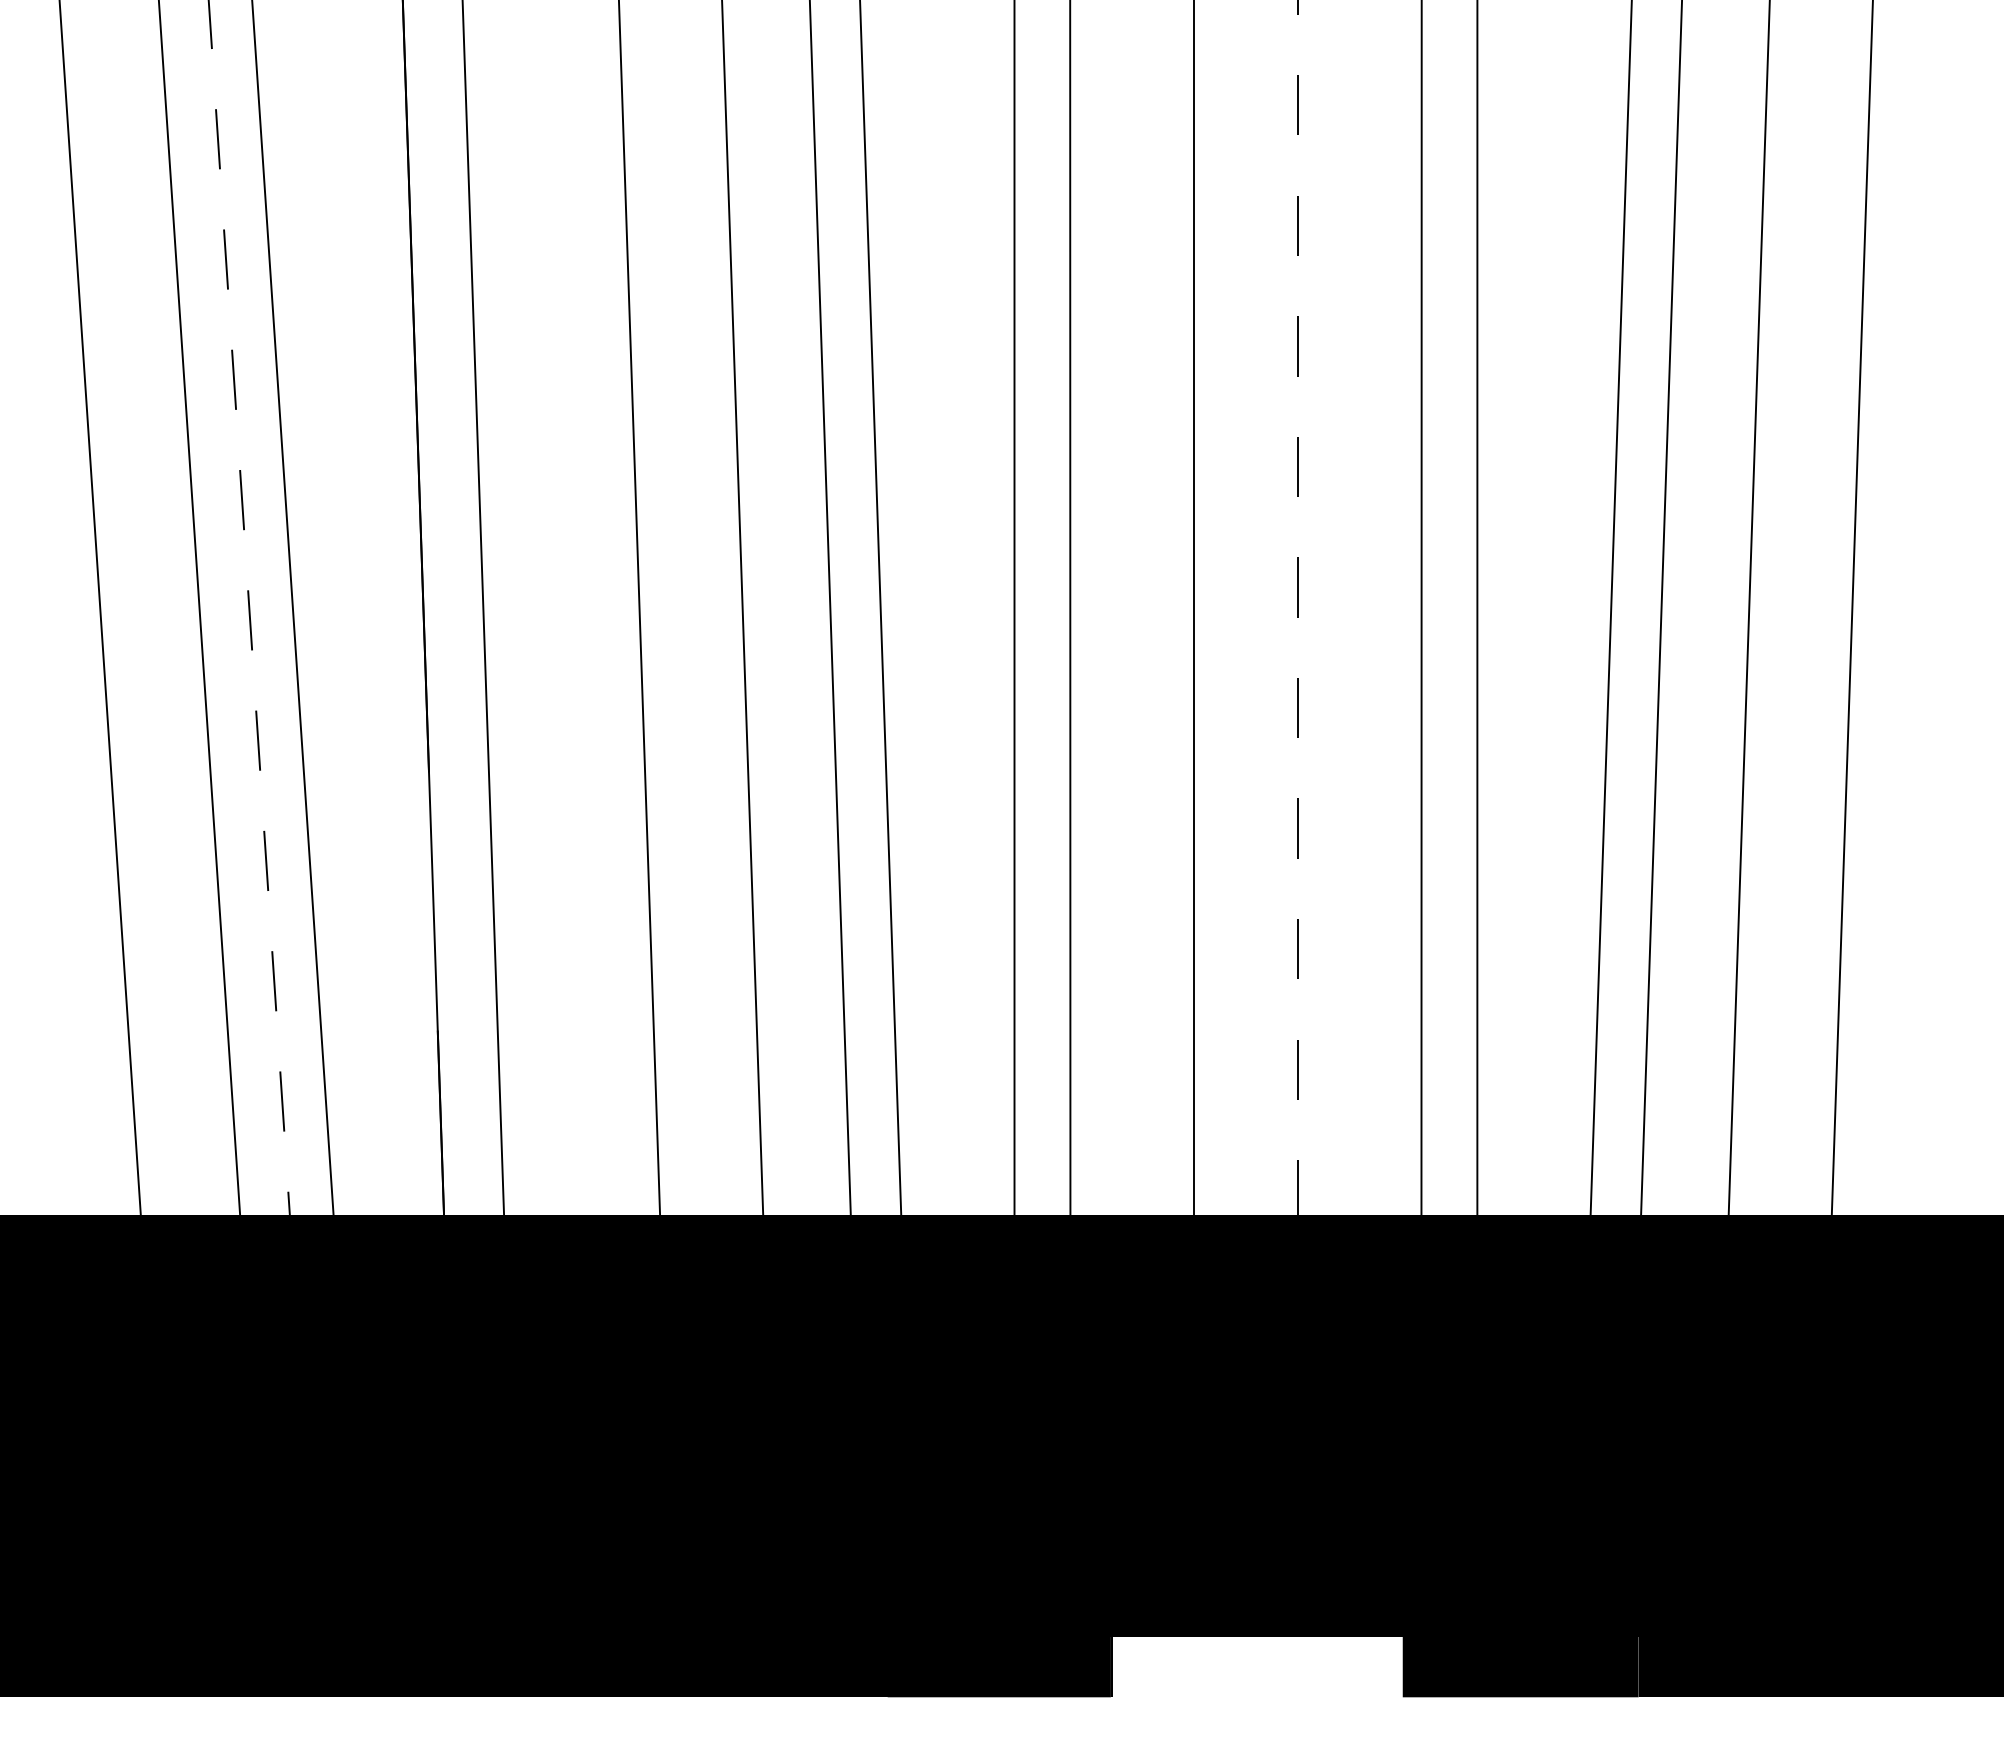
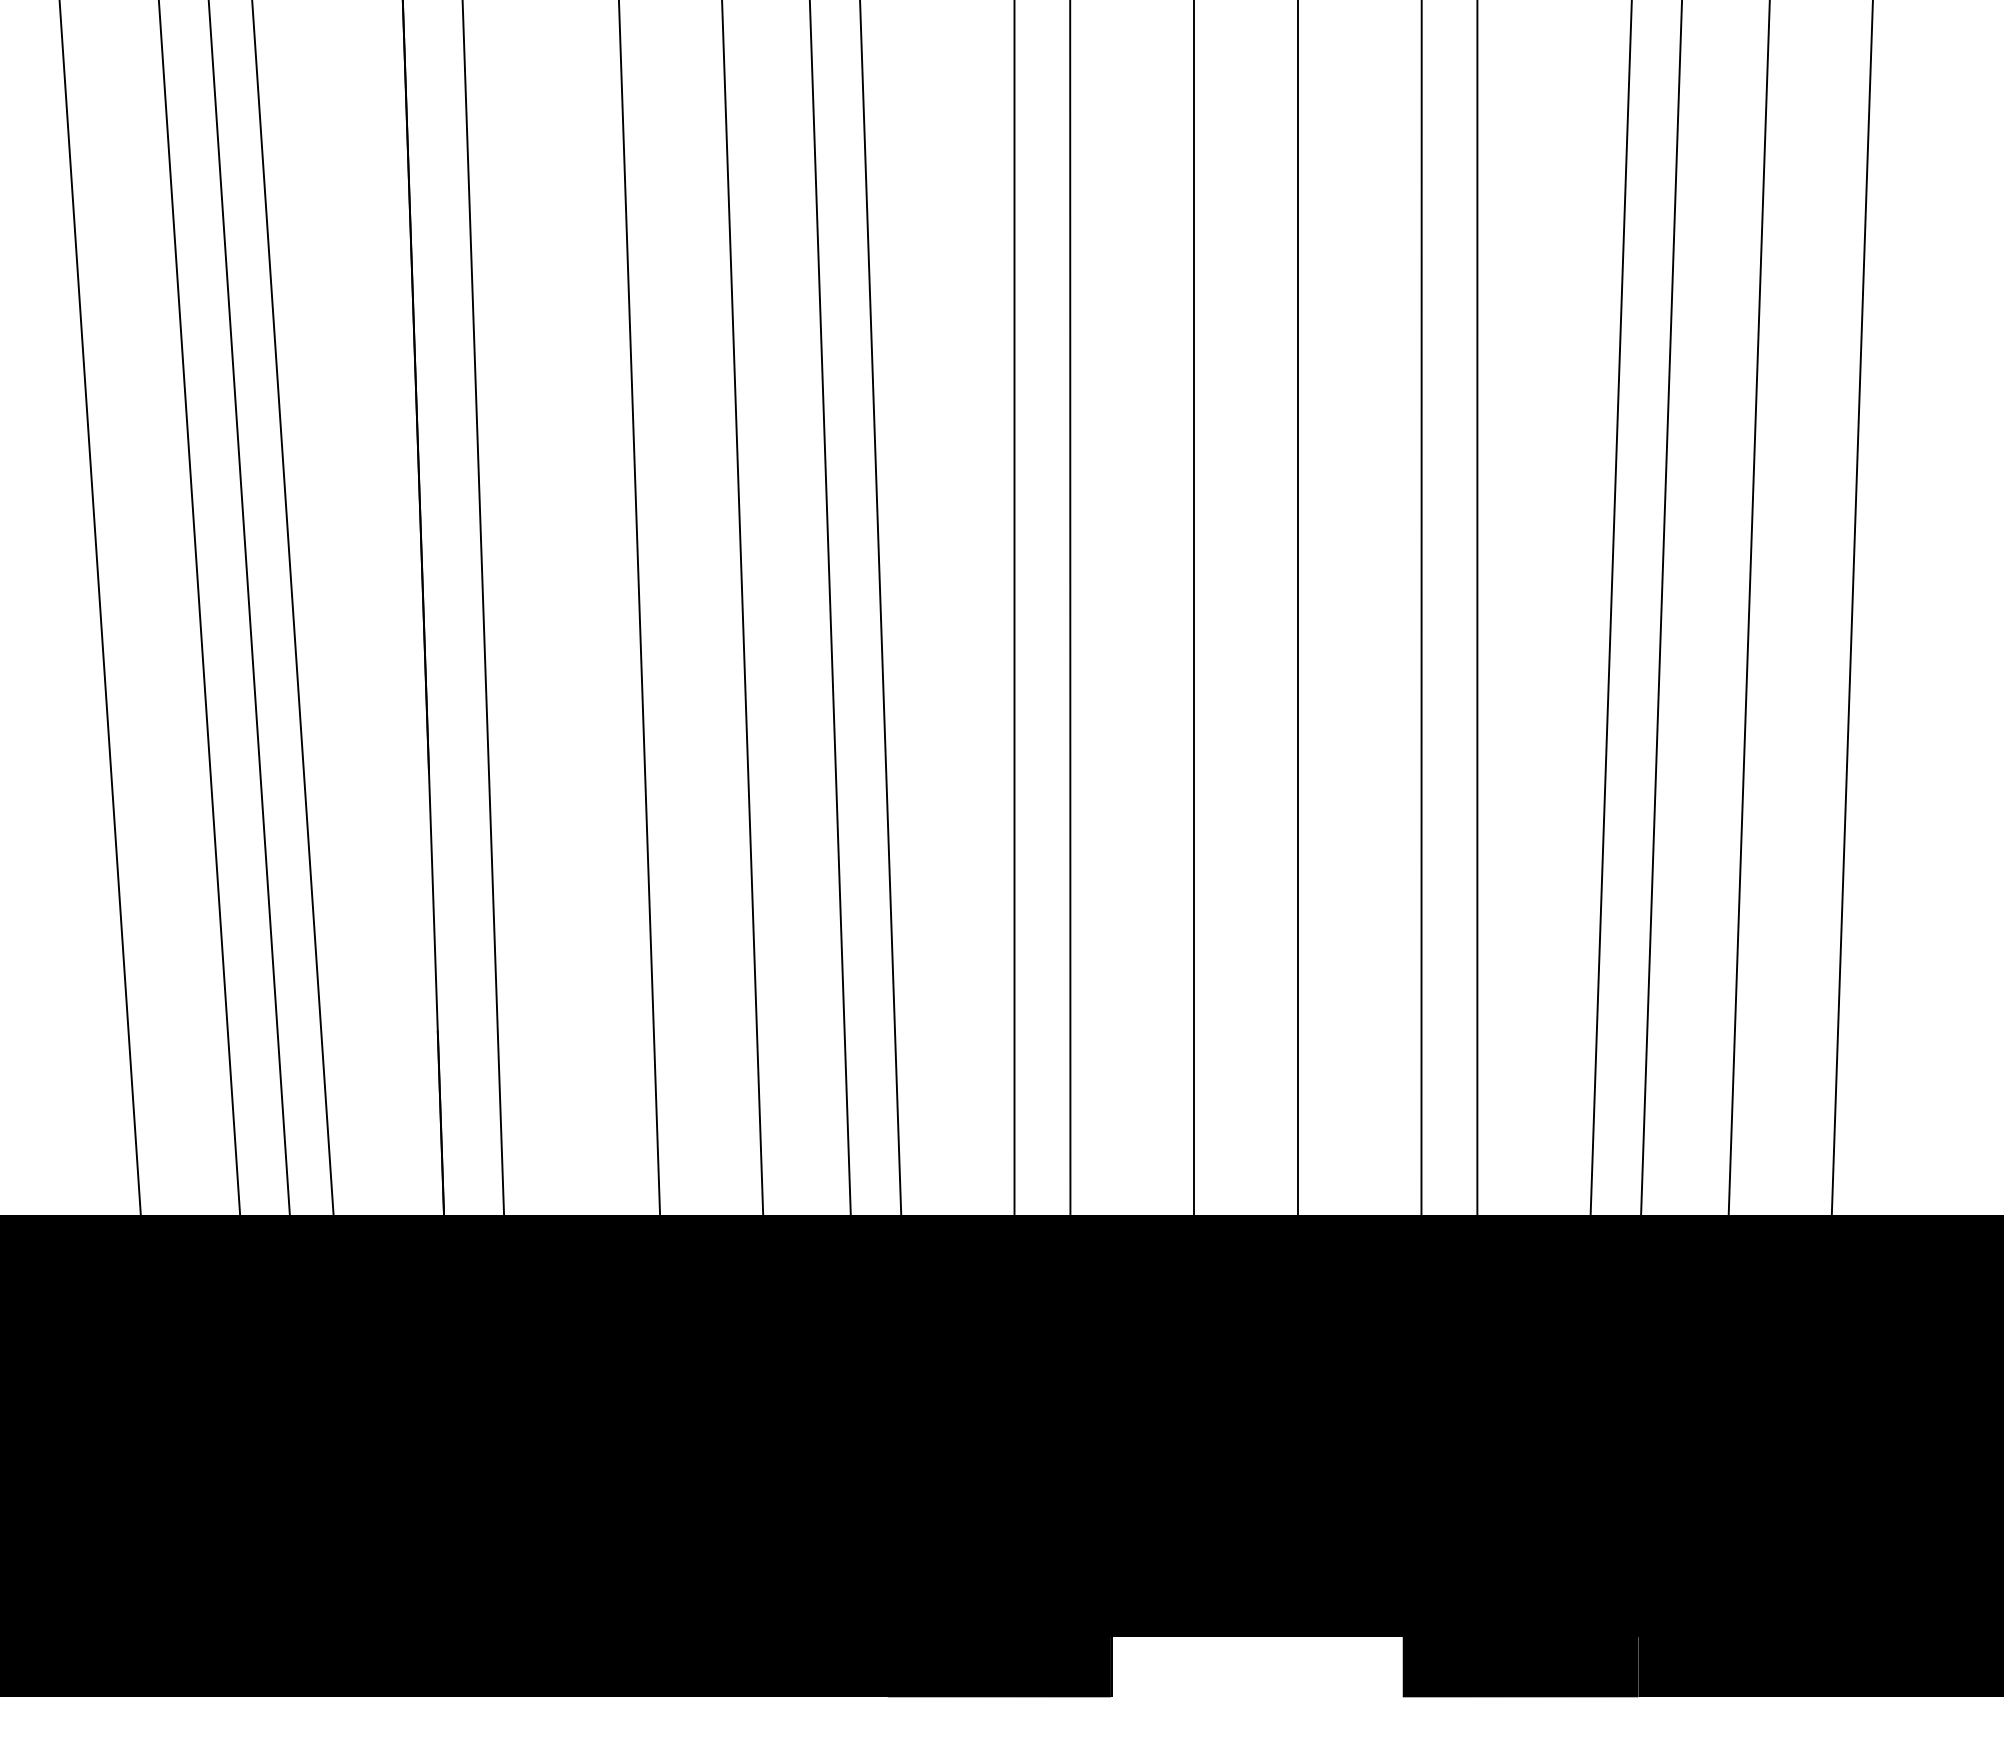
line: dashed -> solid (254, 685)
line: dashed -> solid (1298, 686)
